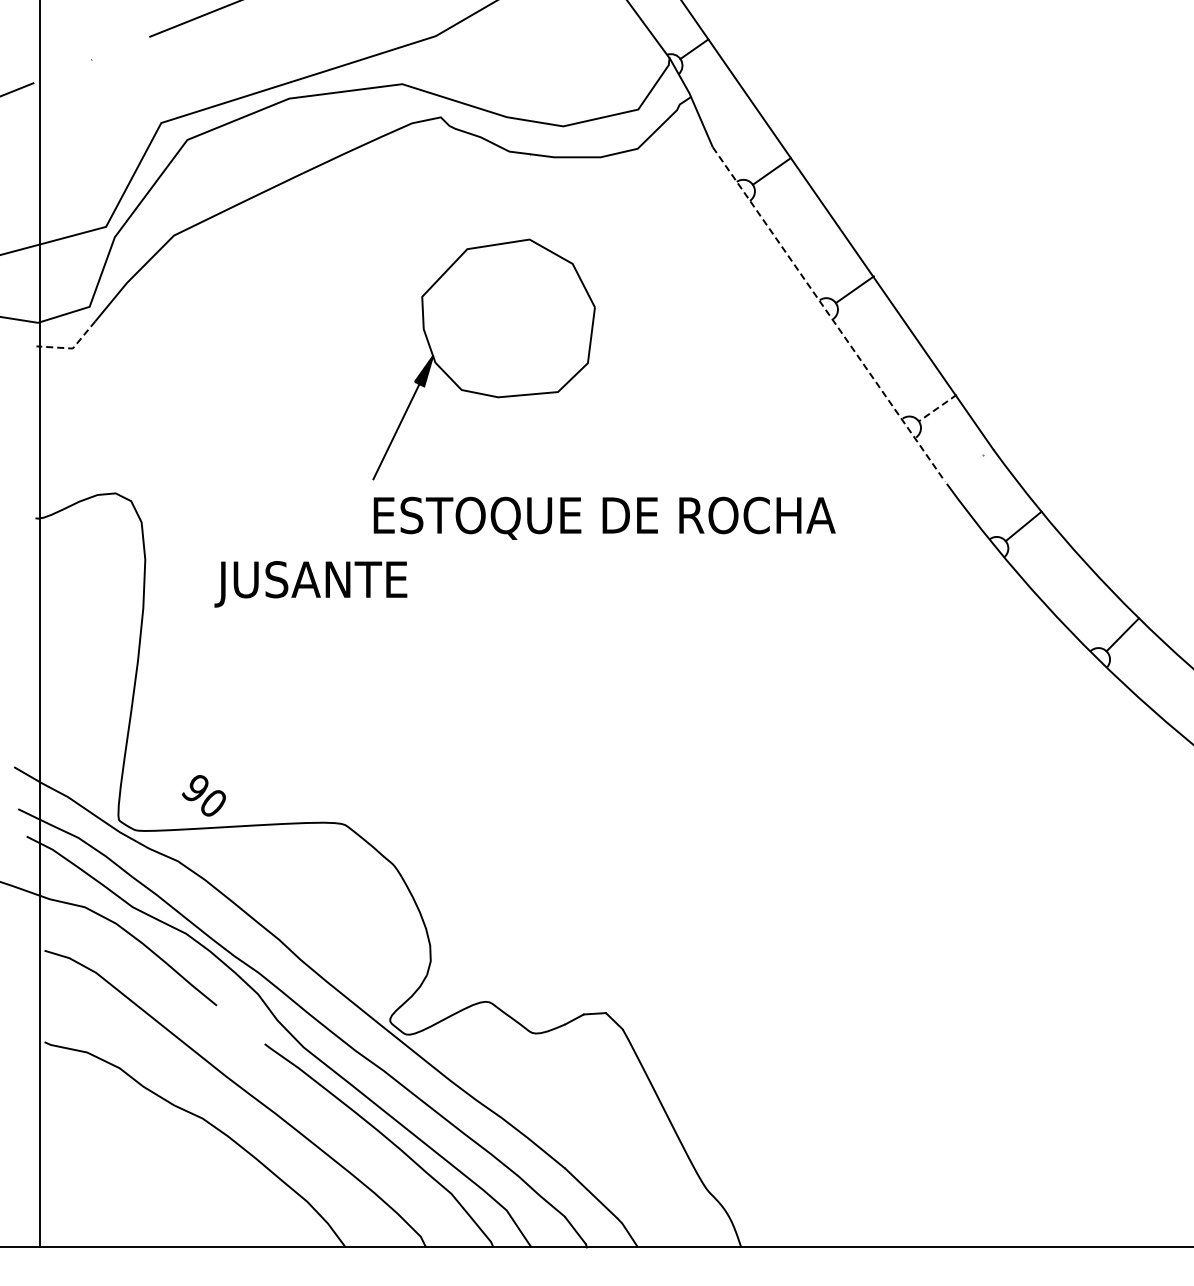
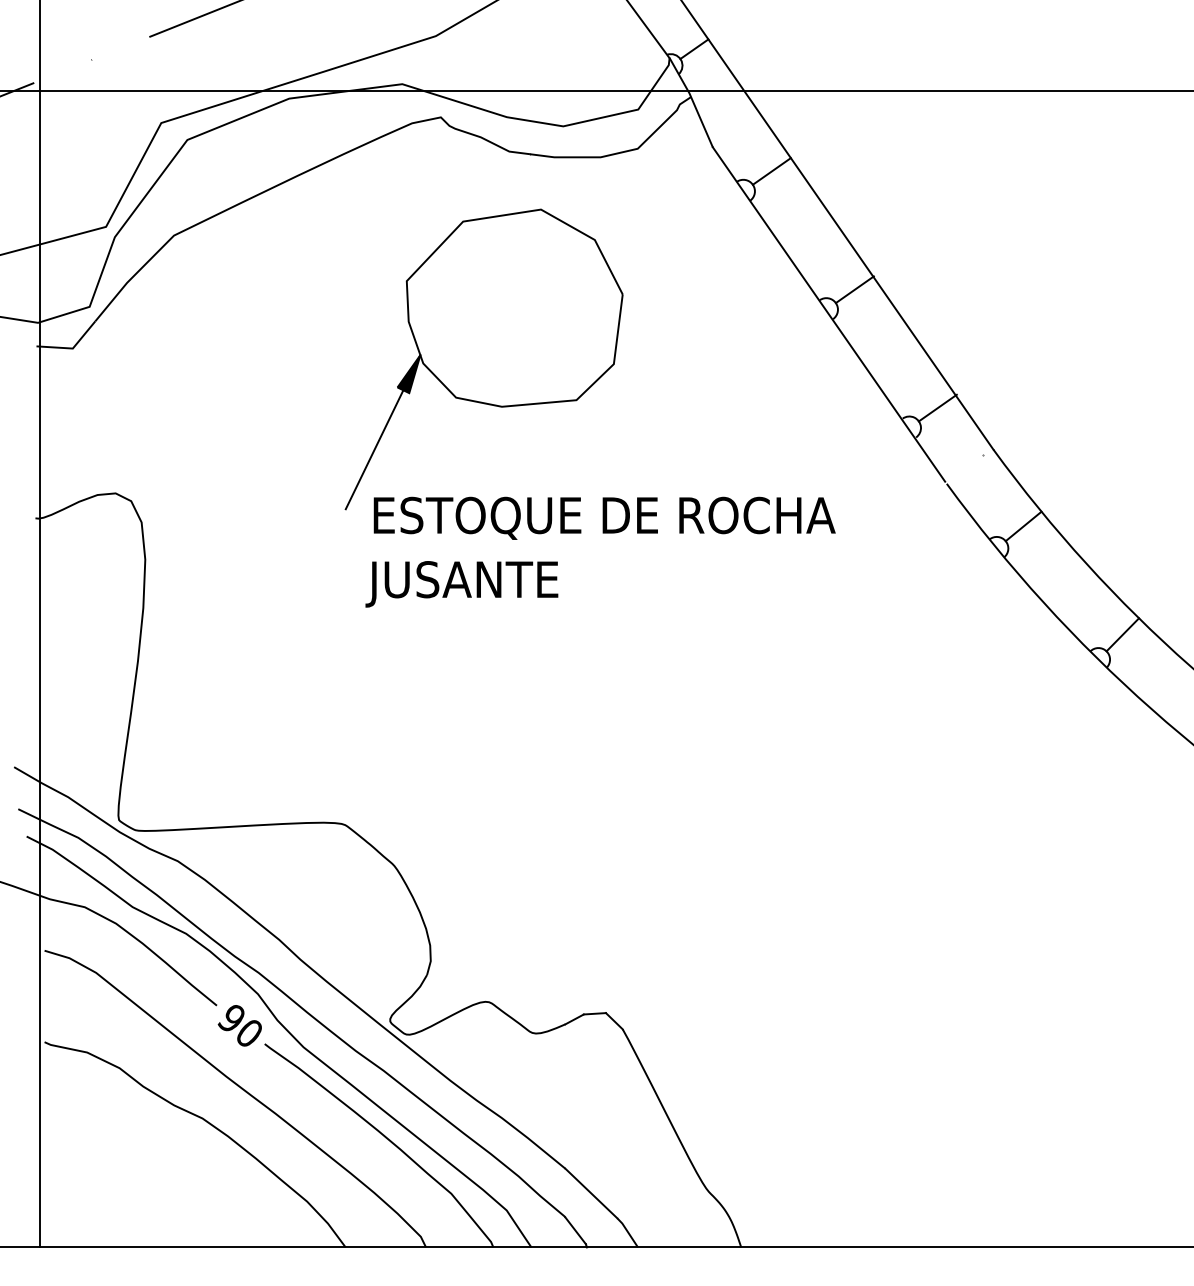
line: none -> present (596, 91)
line: dashed -> solid (828, 314)
line: dashed -> solid (72, 348)
part size: 224x243 px -> 280x303 px (483, 359)
line: dashed -> solid (937, 408)
text position: (310, 584) -> (461, 584) (461, 584)
text position: (203, 795) -> (239, 1025) (239, 1025)
